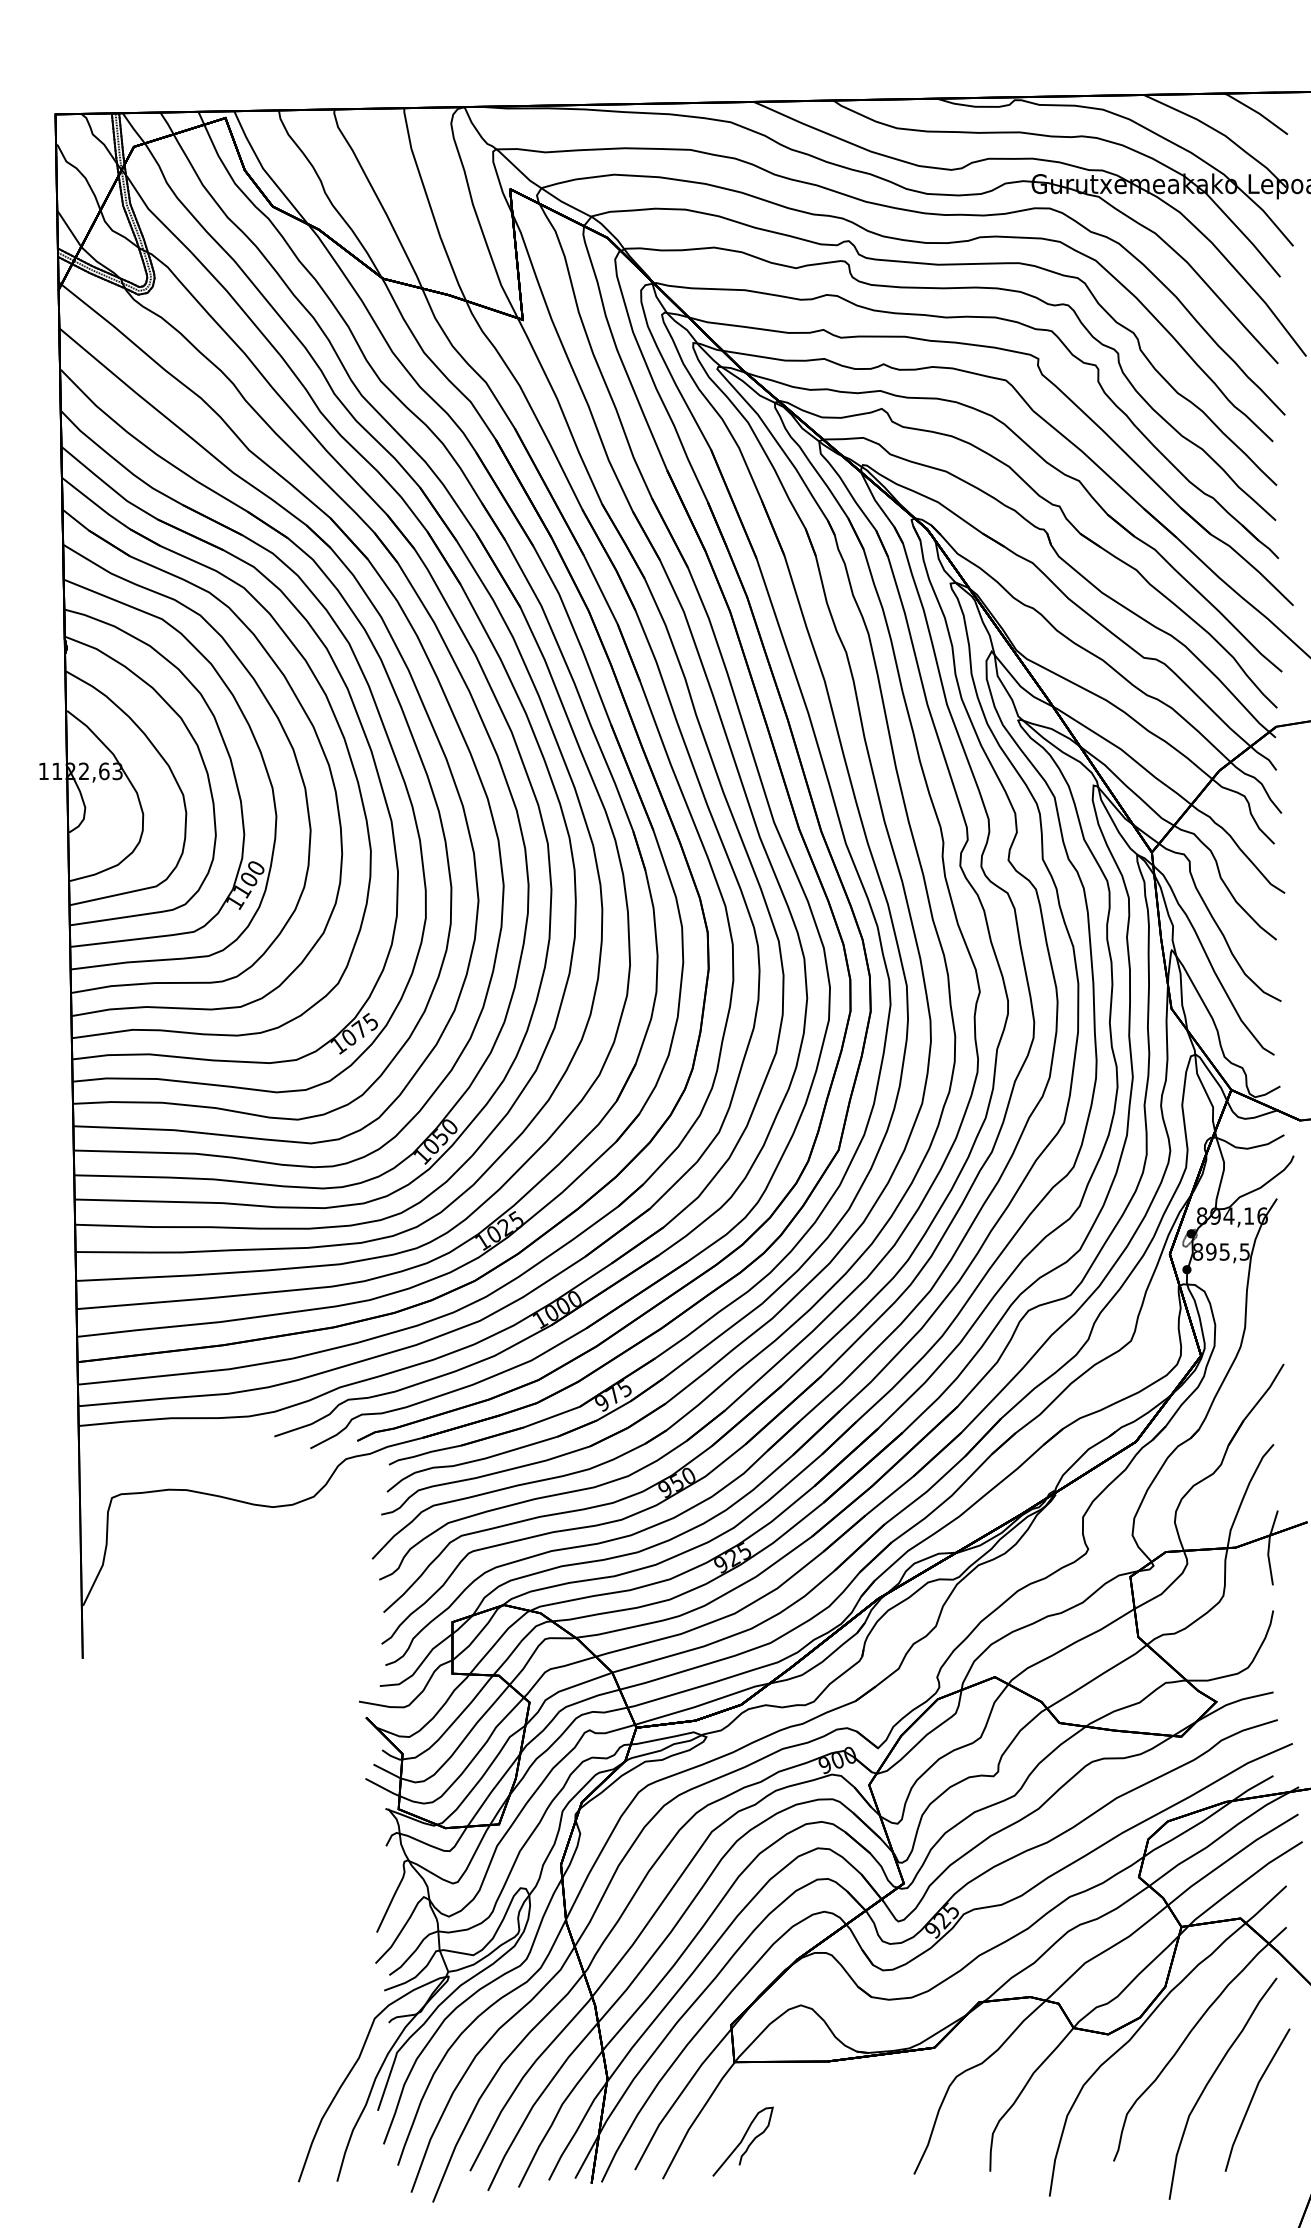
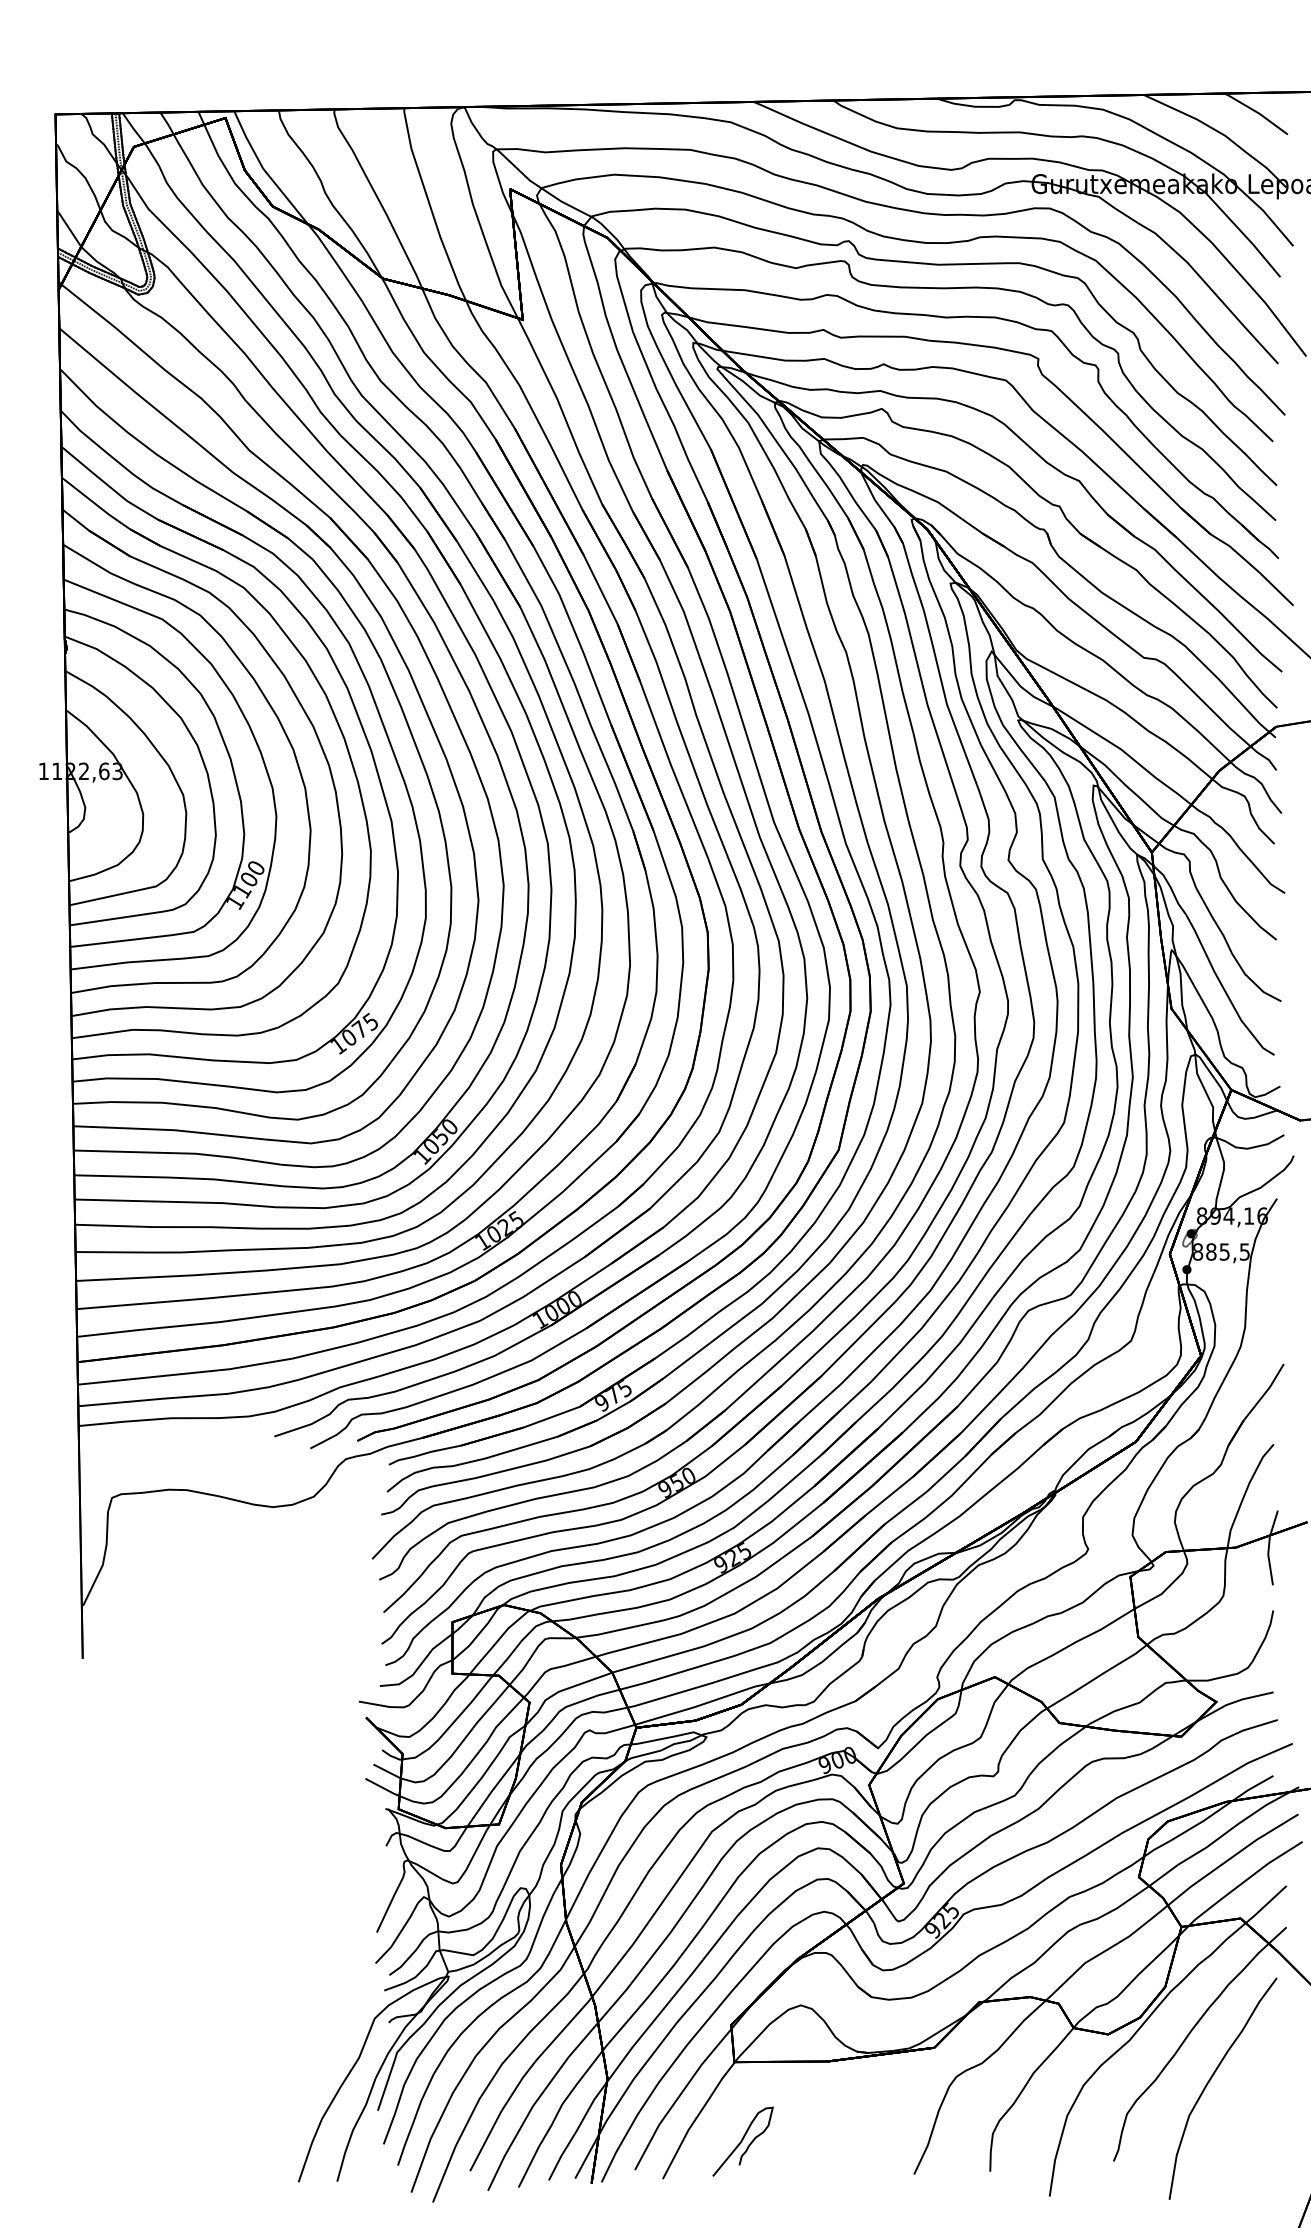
text: 895,5 -> 885,5 (1211, 1251)
part: present -> none (1257, 2099)
